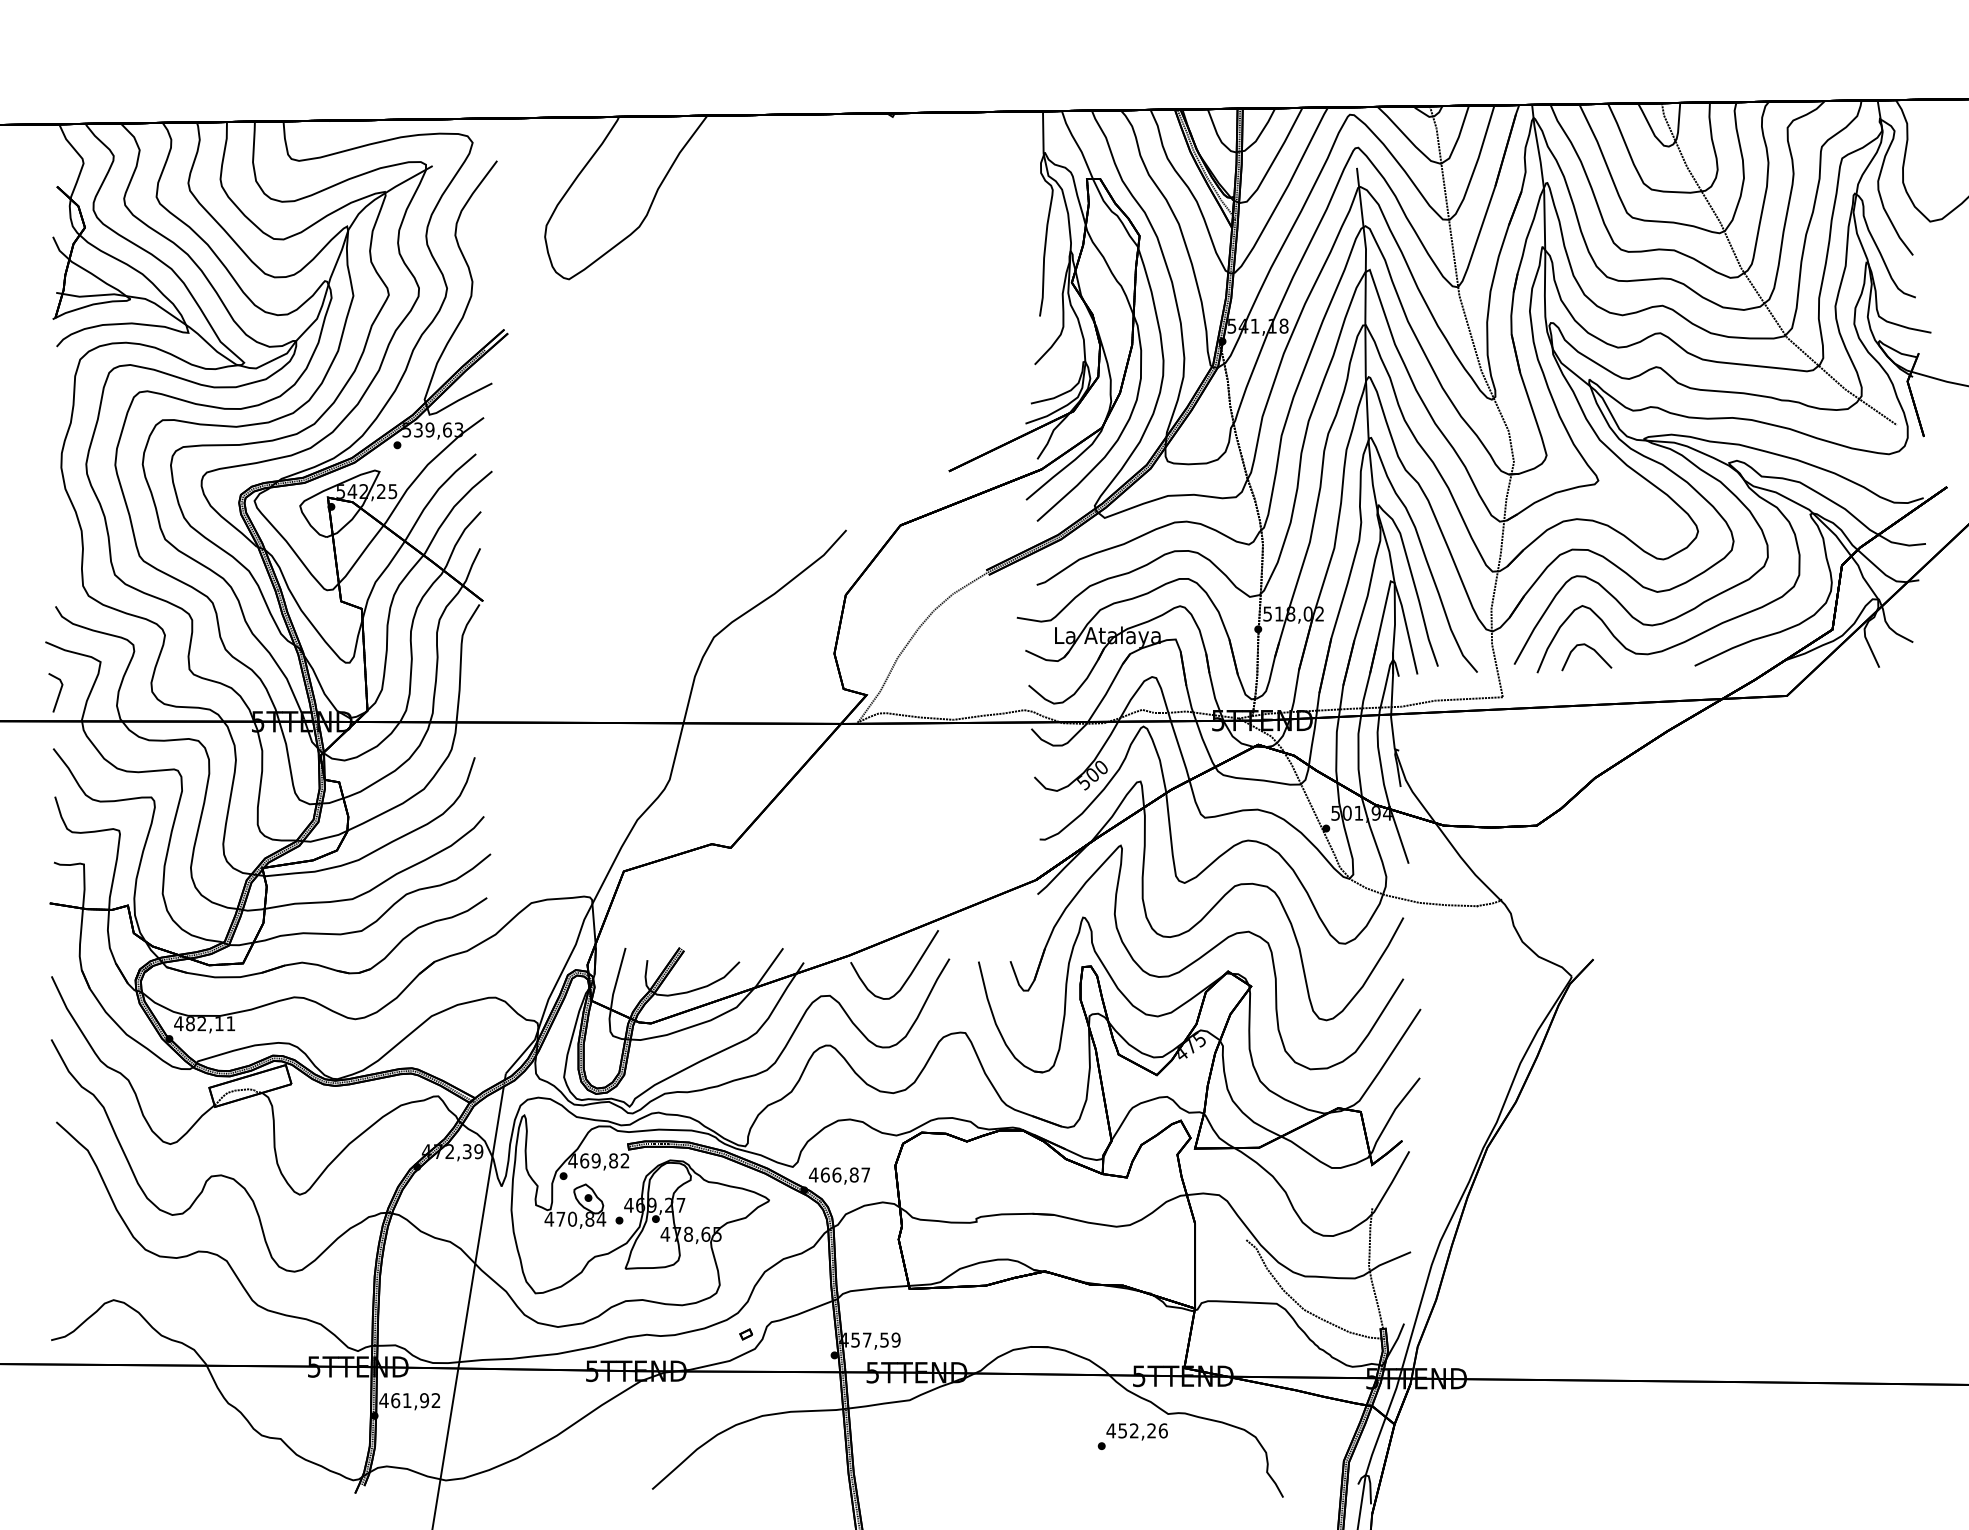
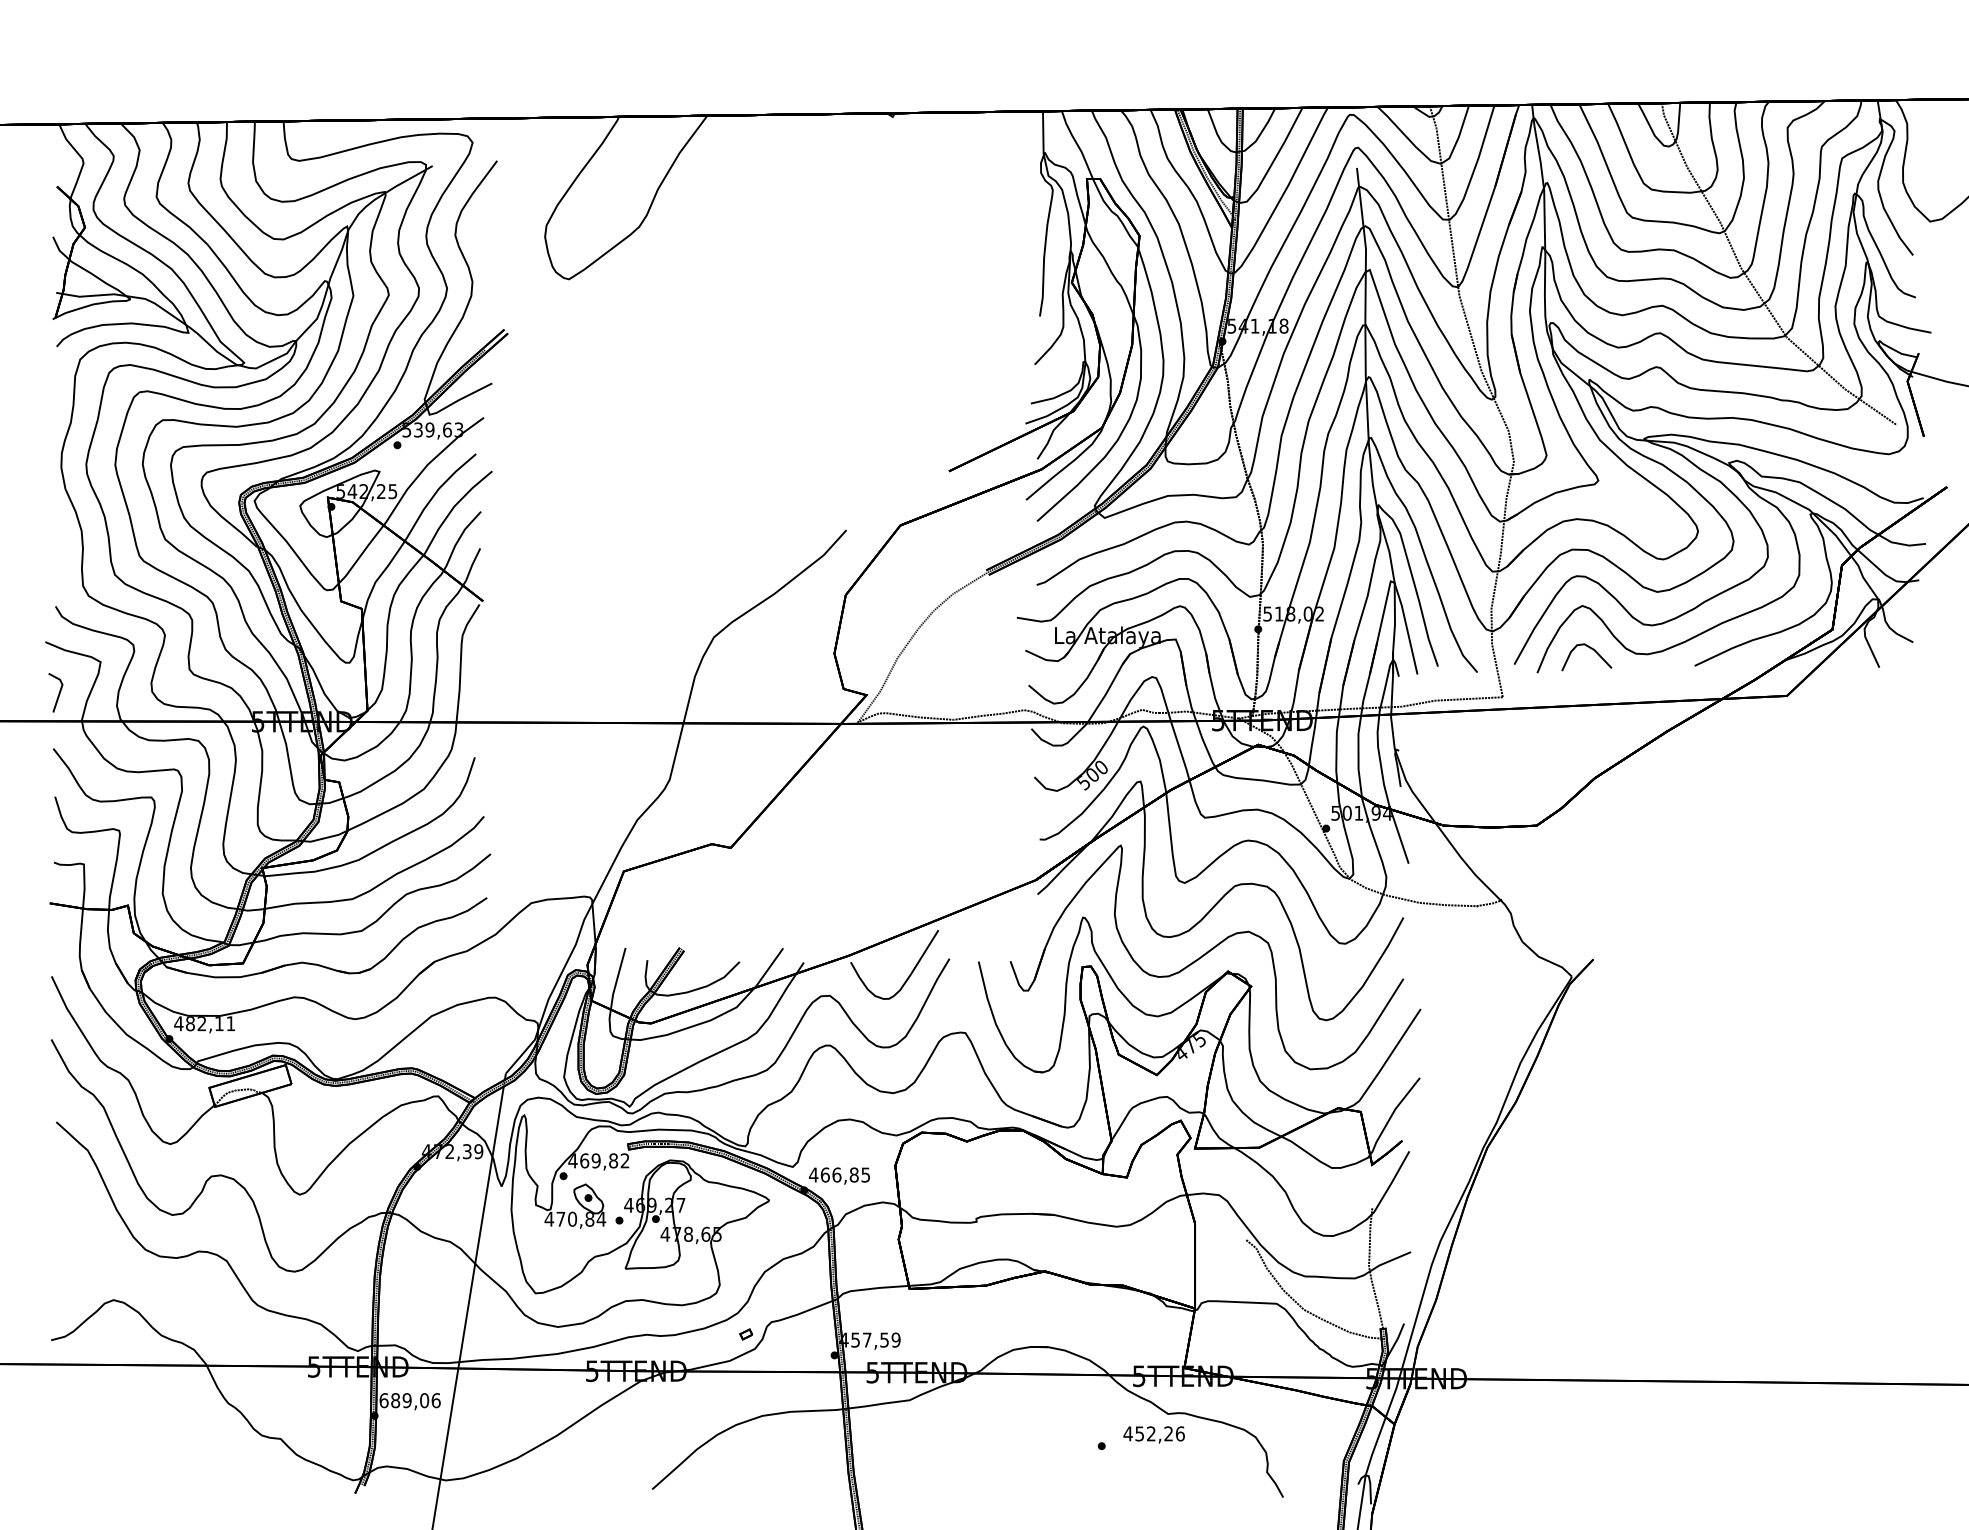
text: 466,87 -> 466,85 (865, 1174)
text: 461,92 -> 689,06 (409, 1400)
text position: (1136, 1431) -> (1153, 1434) (1153, 1434)
